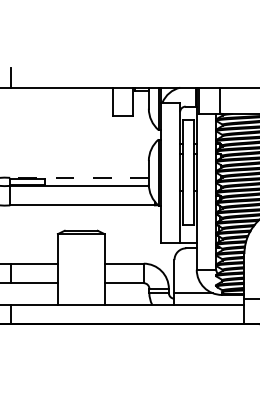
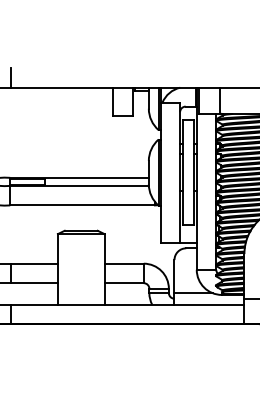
line: dashed -> solid (79, 177)
